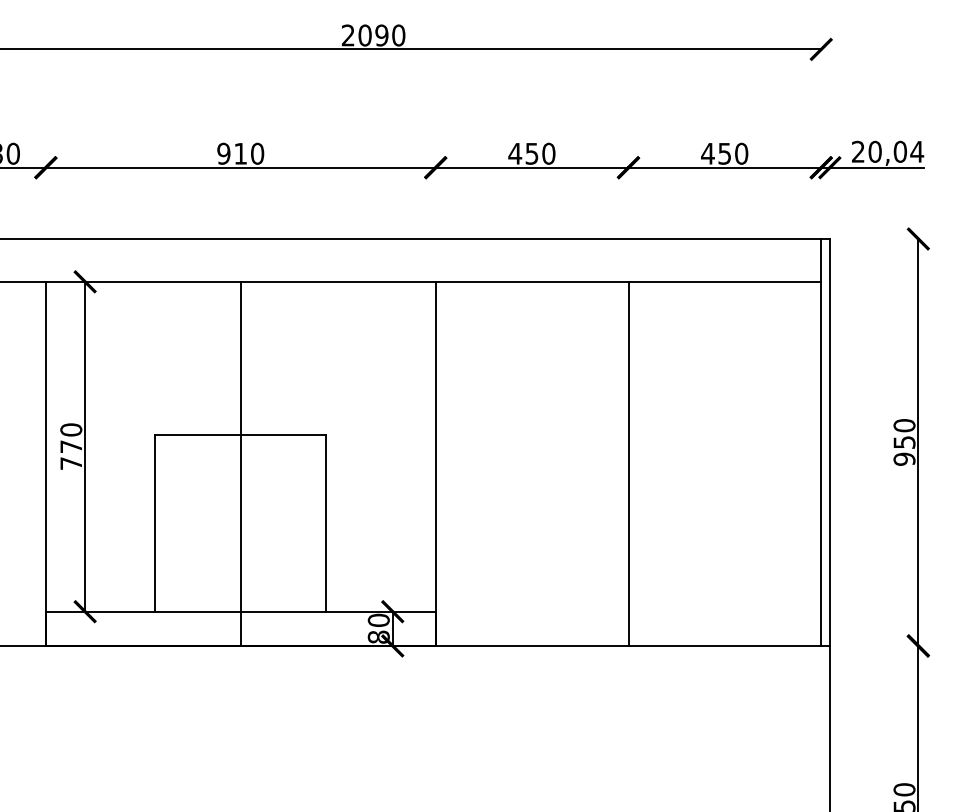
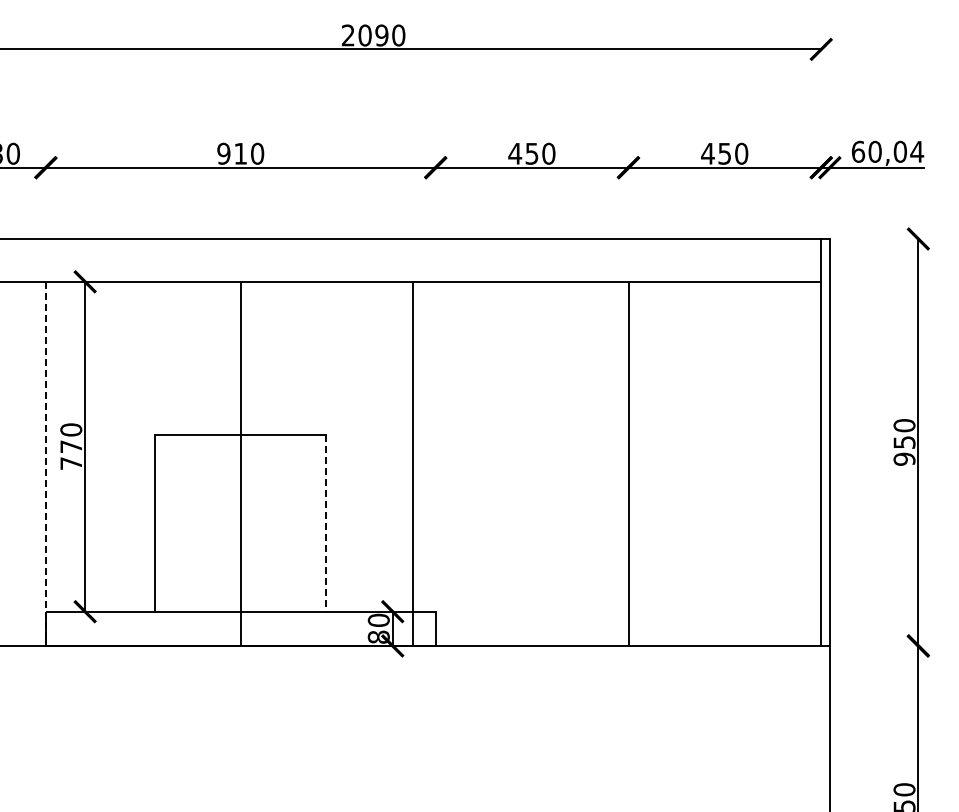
text: 20,04 -> 60,04 (858, 151)
line position: (435, 463) -> (412, 463) (412, 463)
line: solid -> dashed (45, 464)
line: solid -> dashed (326, 524)
